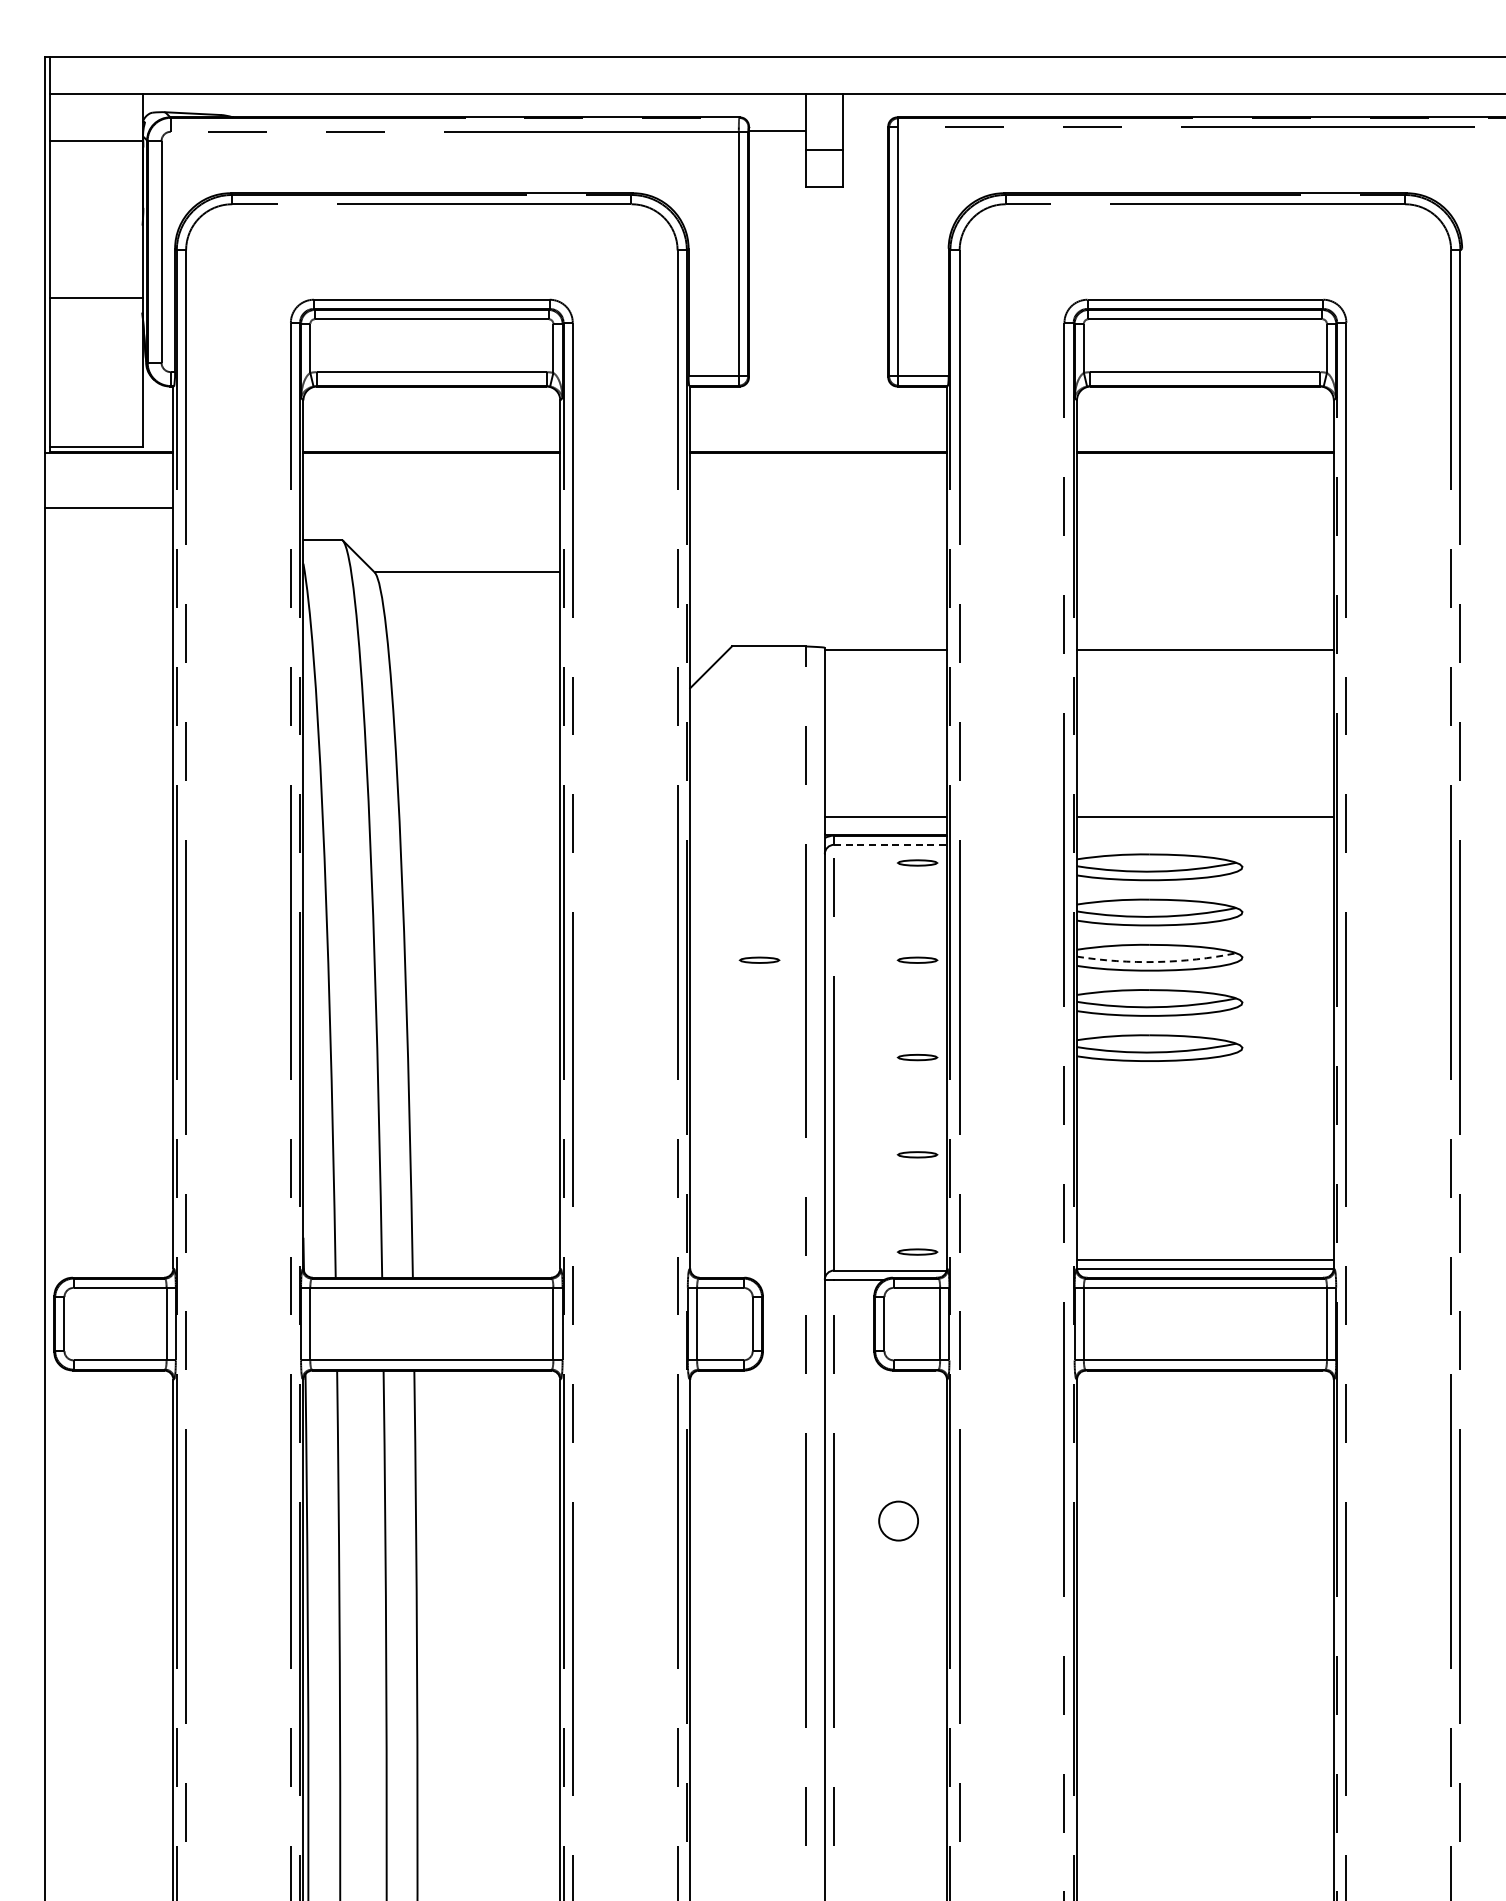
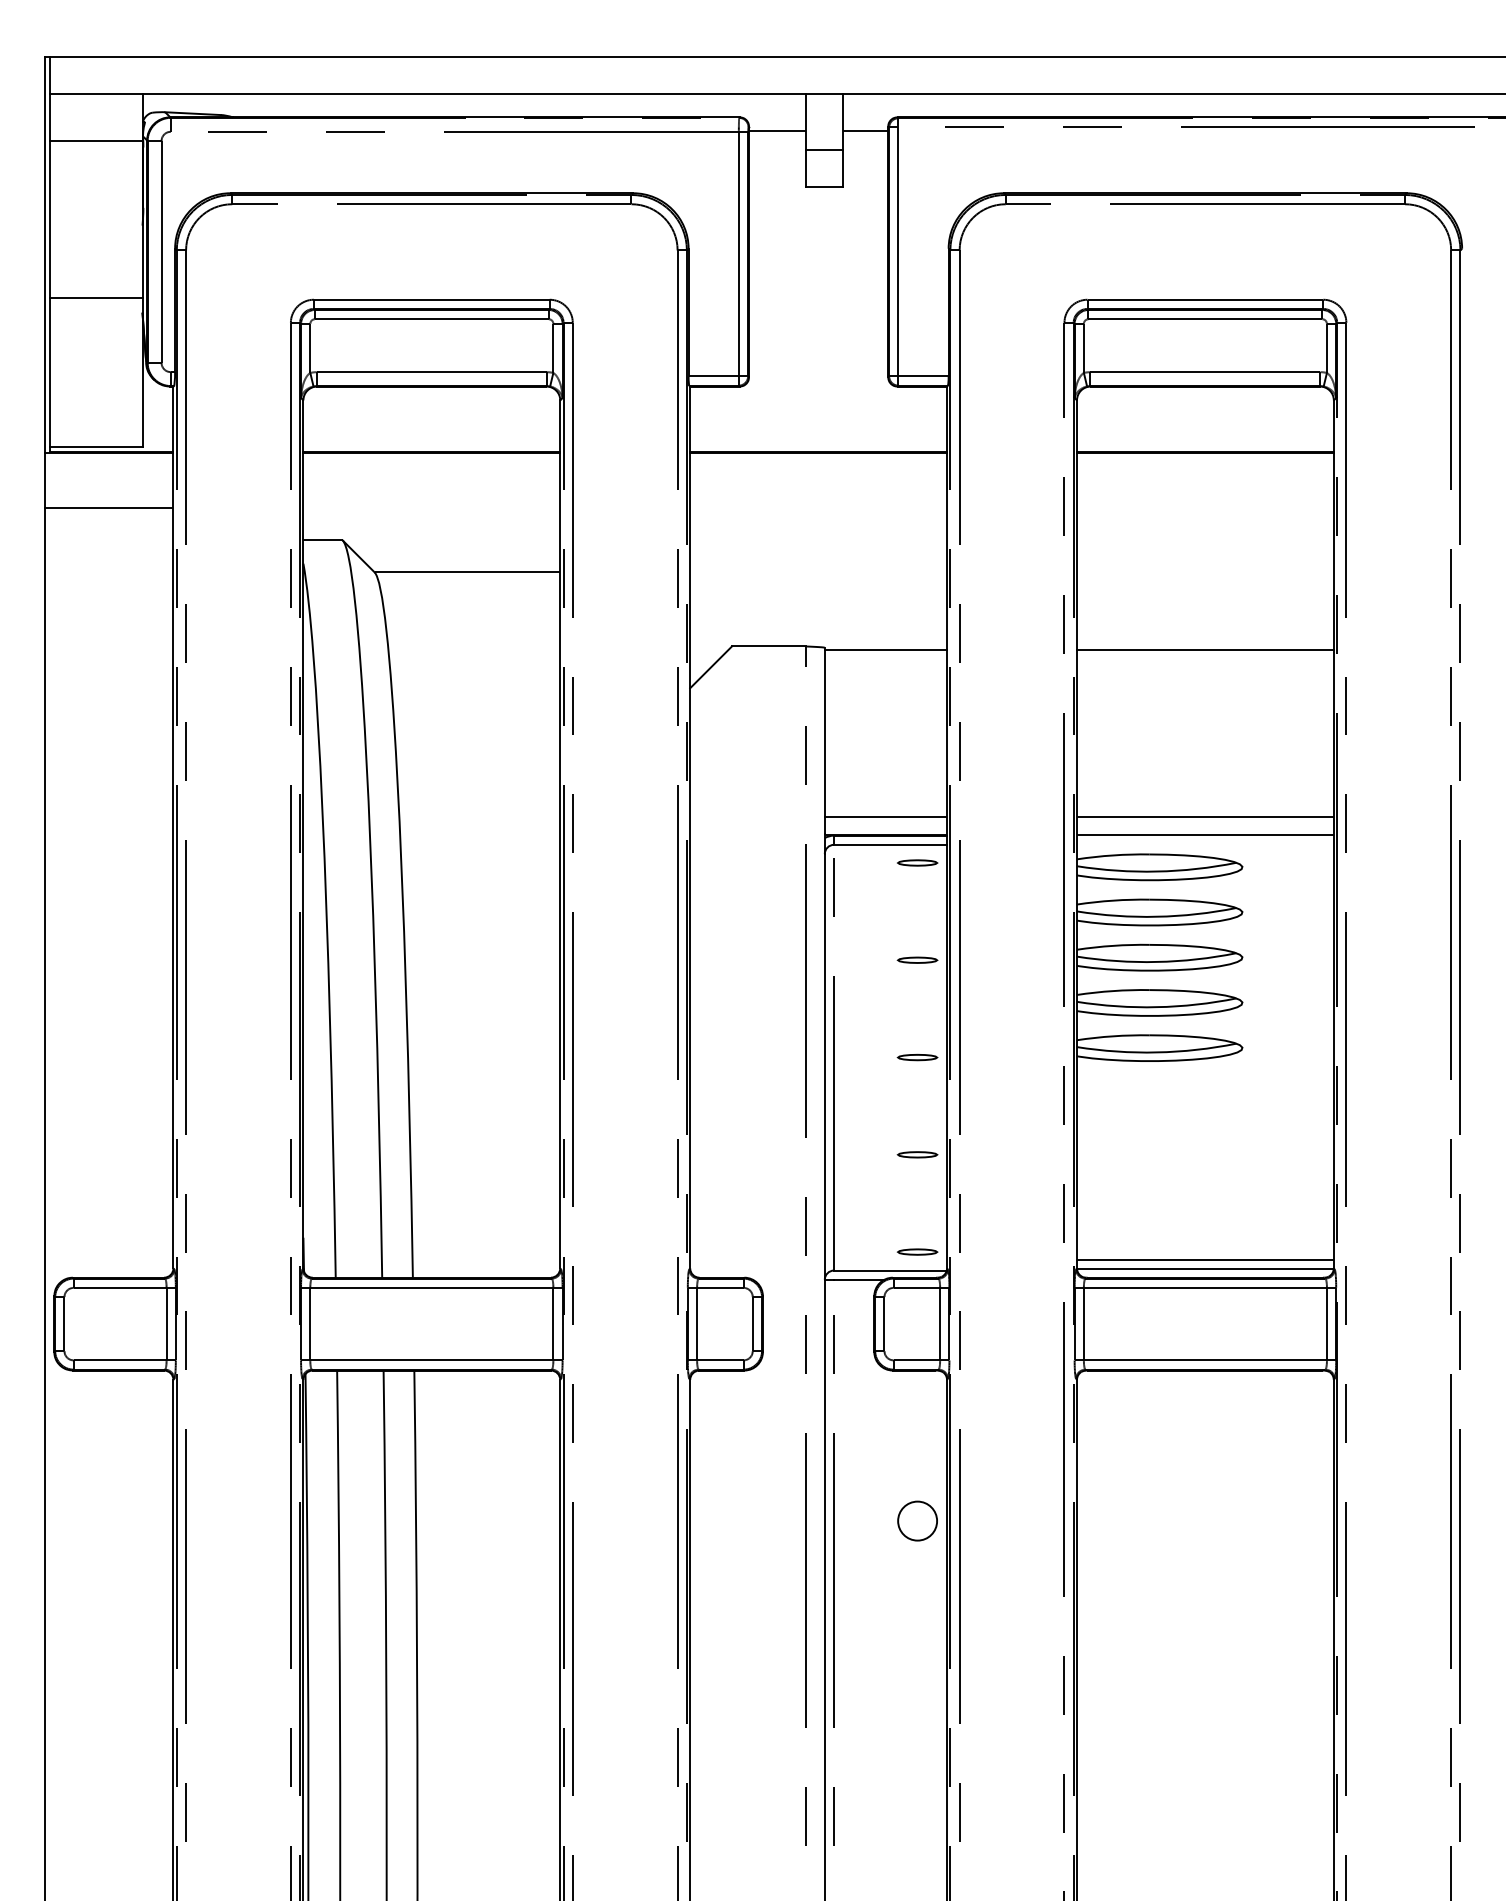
line: none -> present (865, 131)
line: none -> present (1205, 835)
line: dashed -> solid (891, 844)
part: present -> none (759, 959)
arc: dashed -> solid (1156, 961)
circle position: (898, 1520) -> (917, 1520) (917, 1520)
